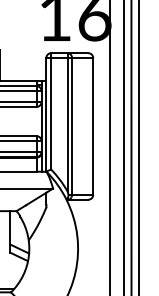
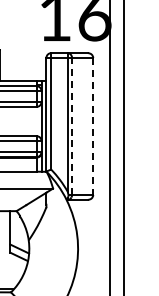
line: solid -> dashed (72, 125)
line: solid -> dashed (93, 126)
line: present -> none (131, 147)
line: present -> none (139, 147)
